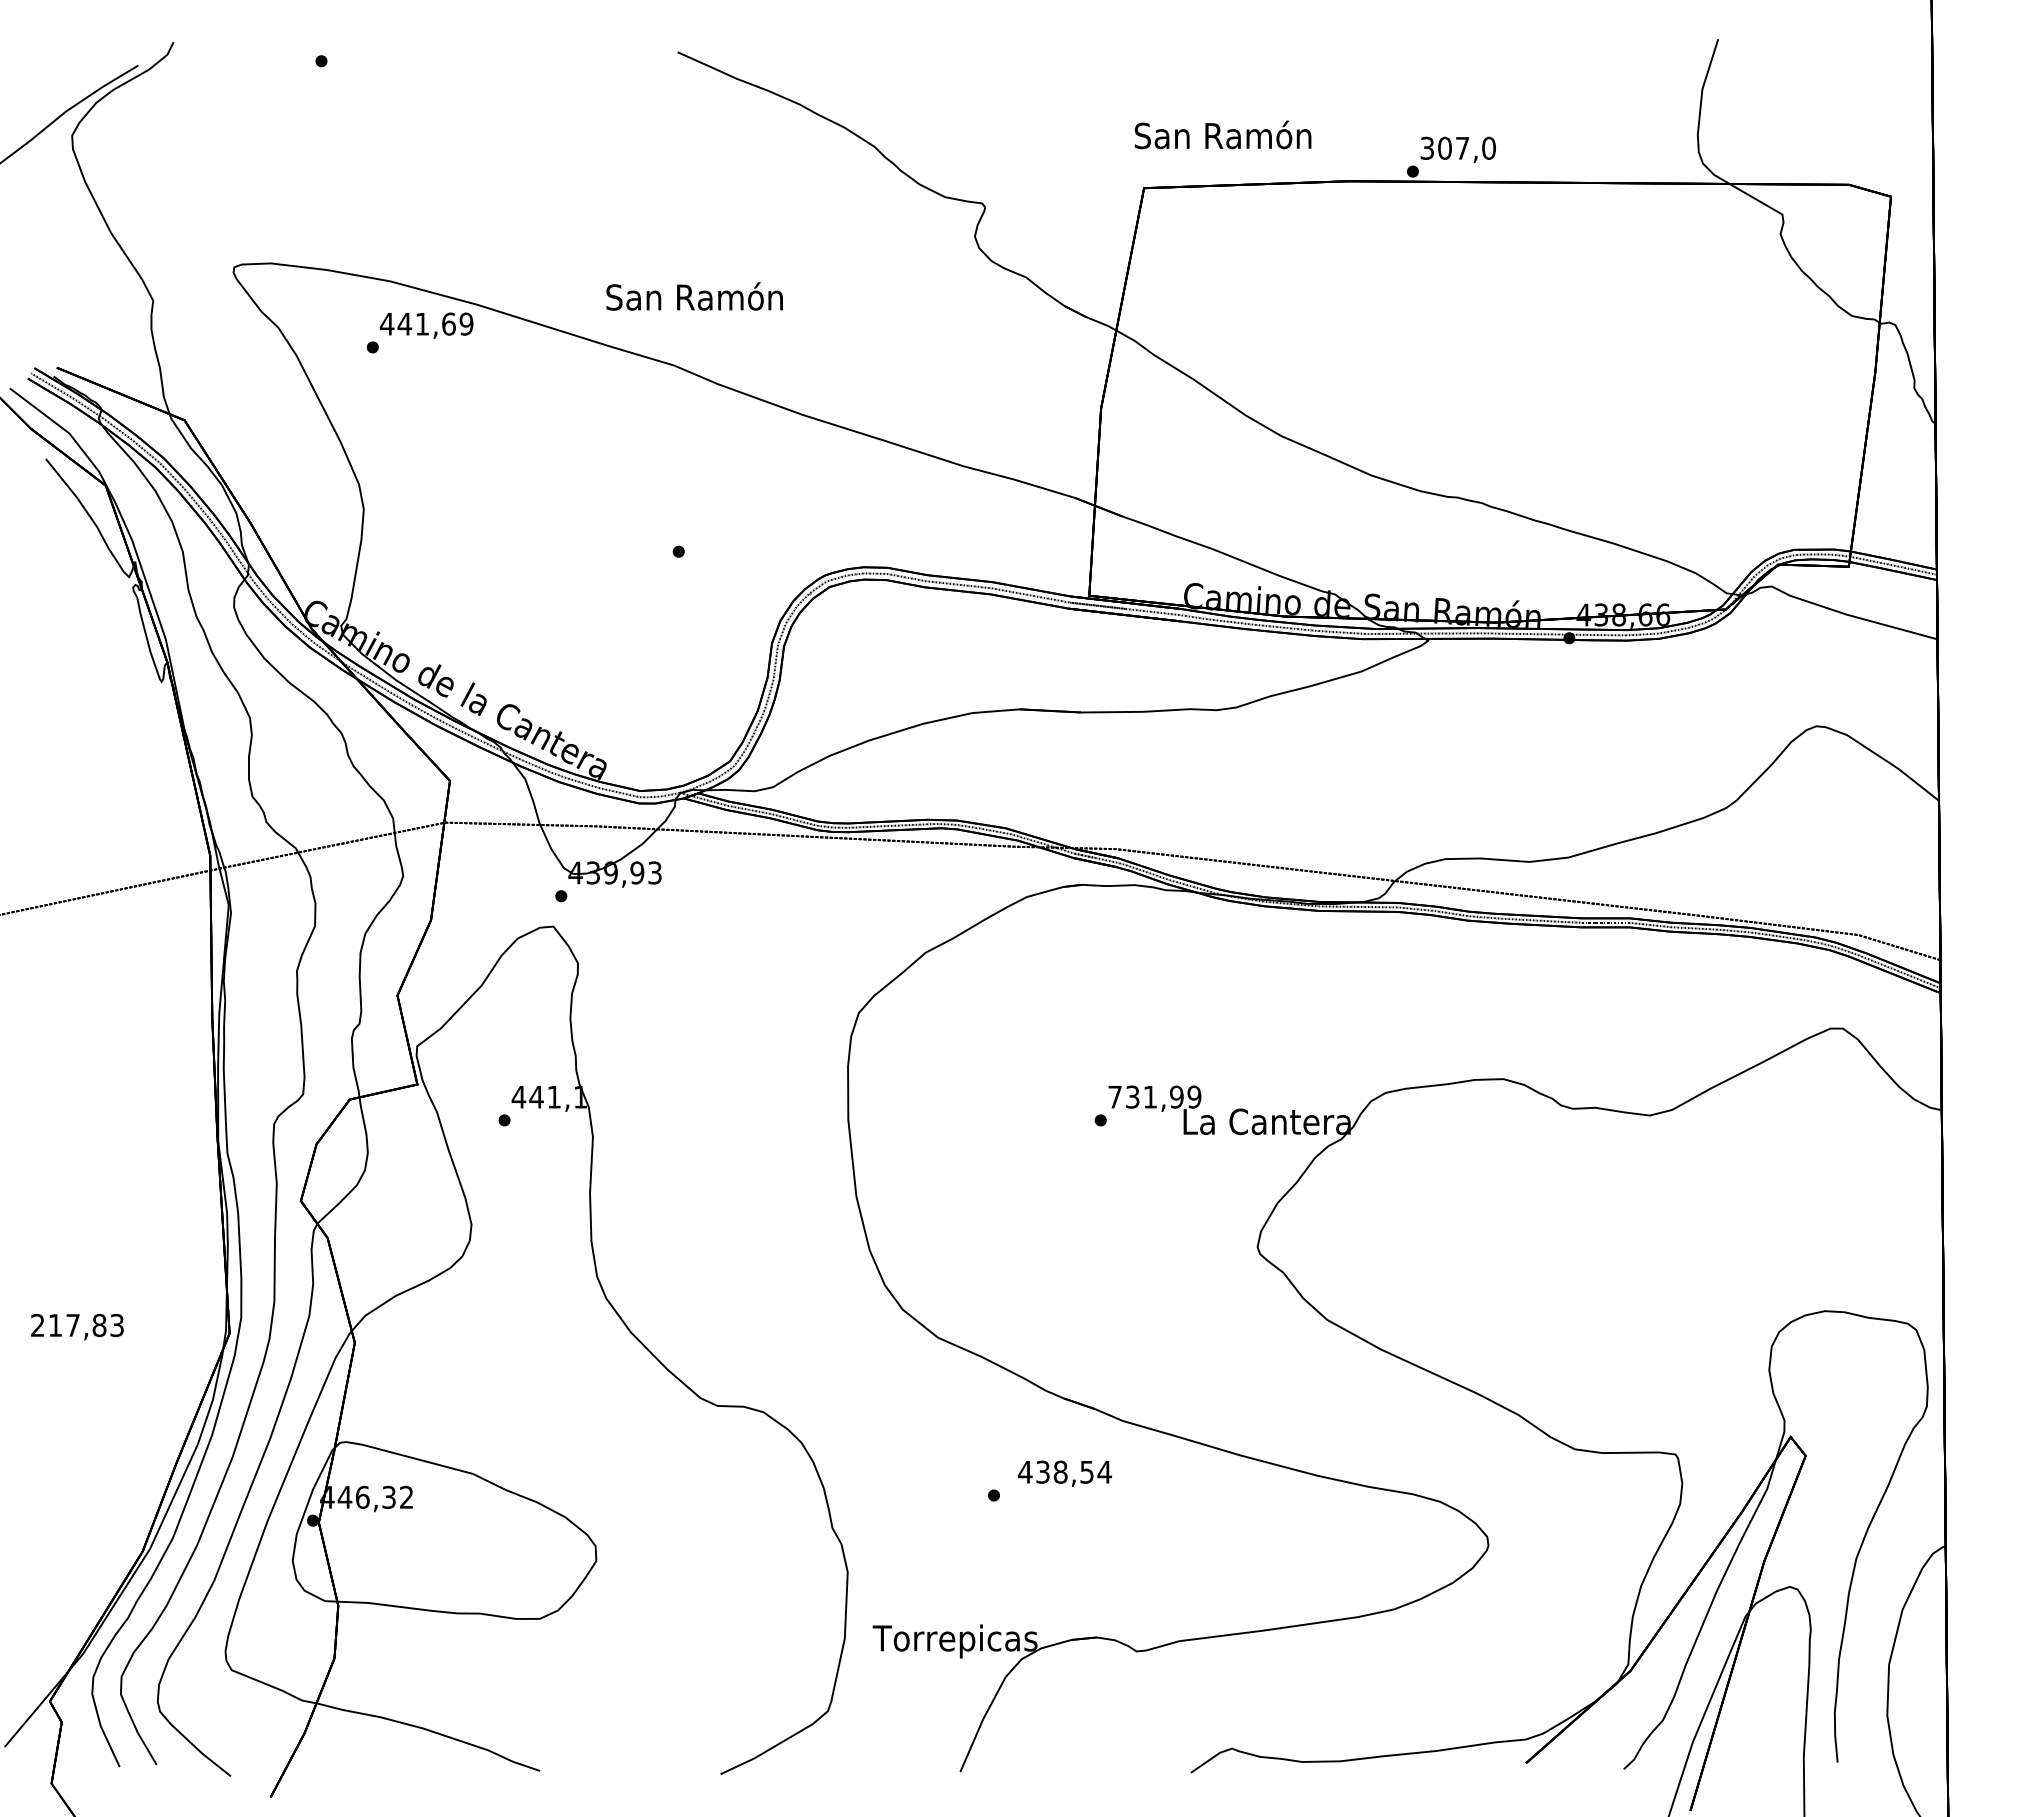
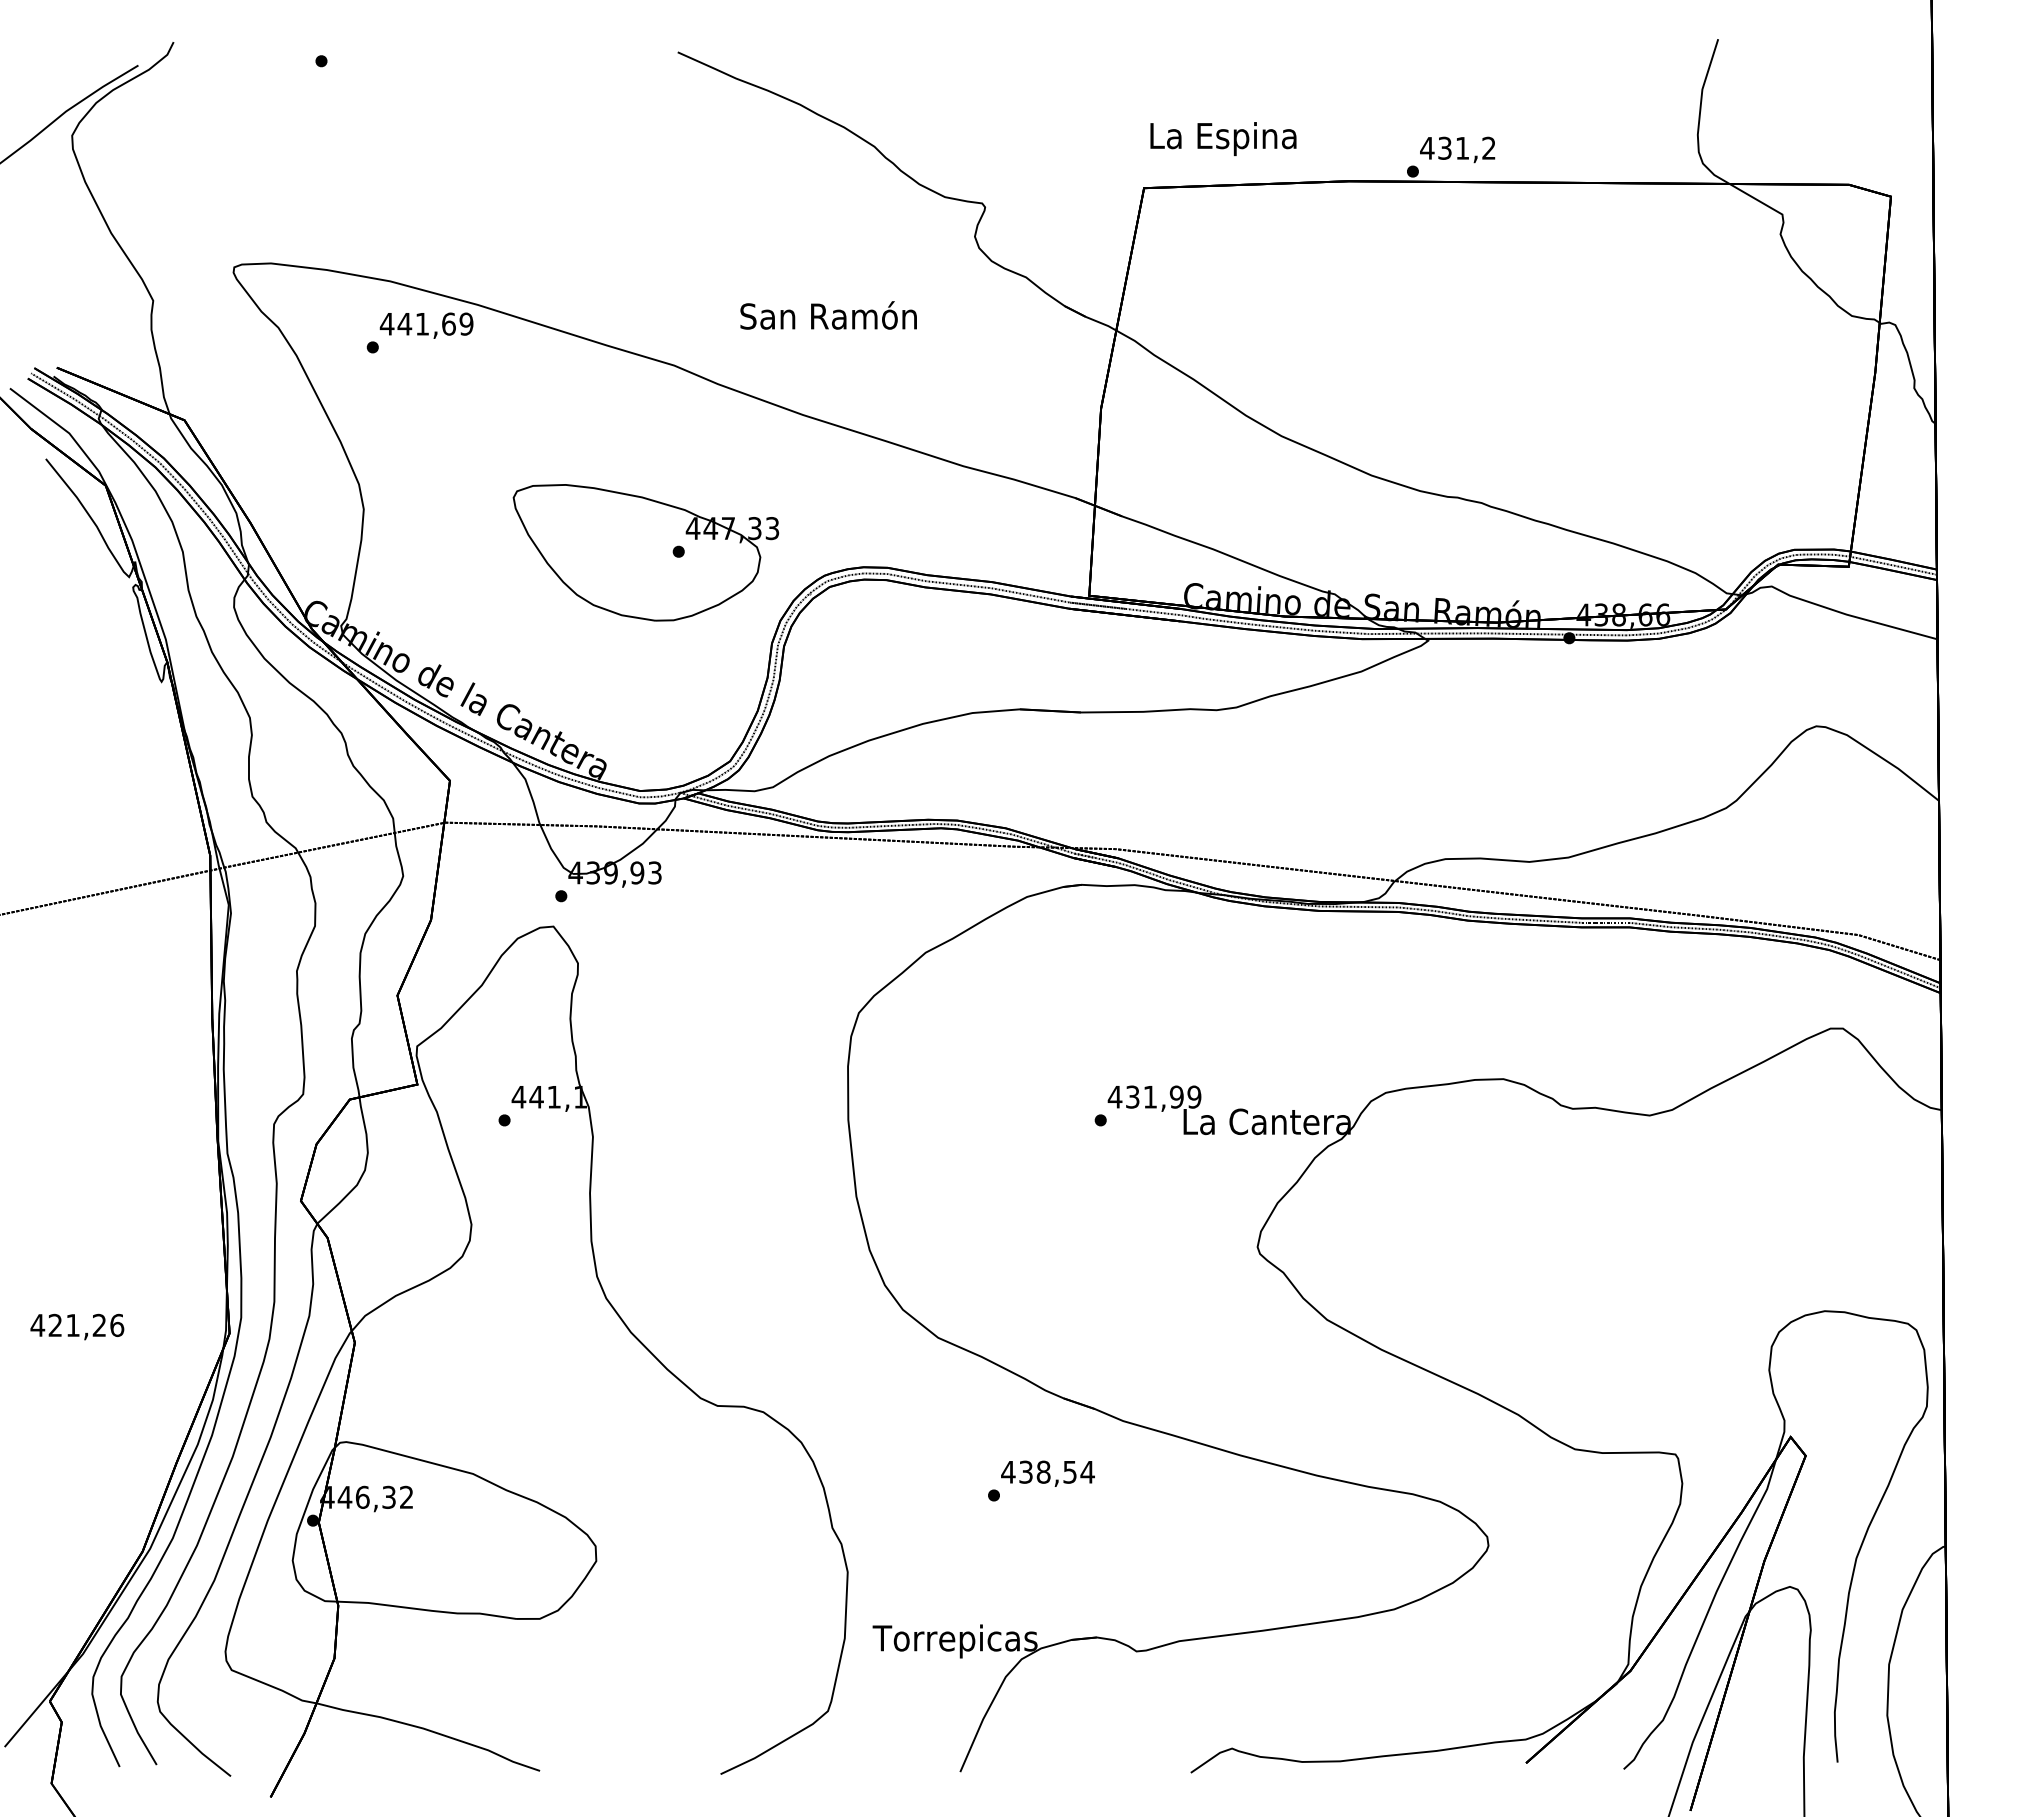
text: San Ramón -> La Espina (1222, 138)
text: 307,0 -> 431,2 (1457, 147)
text position: (694, 296) -> (828, 315) (828, 315)
part: none -> present (645, 552)
text: 731,99 -> 431,99 (1114, 1097)
text: 217,83 -> 421,26 (77, 1325)
text position: (1064, 1473) -> (1047, 1473) (1047, 1473)
